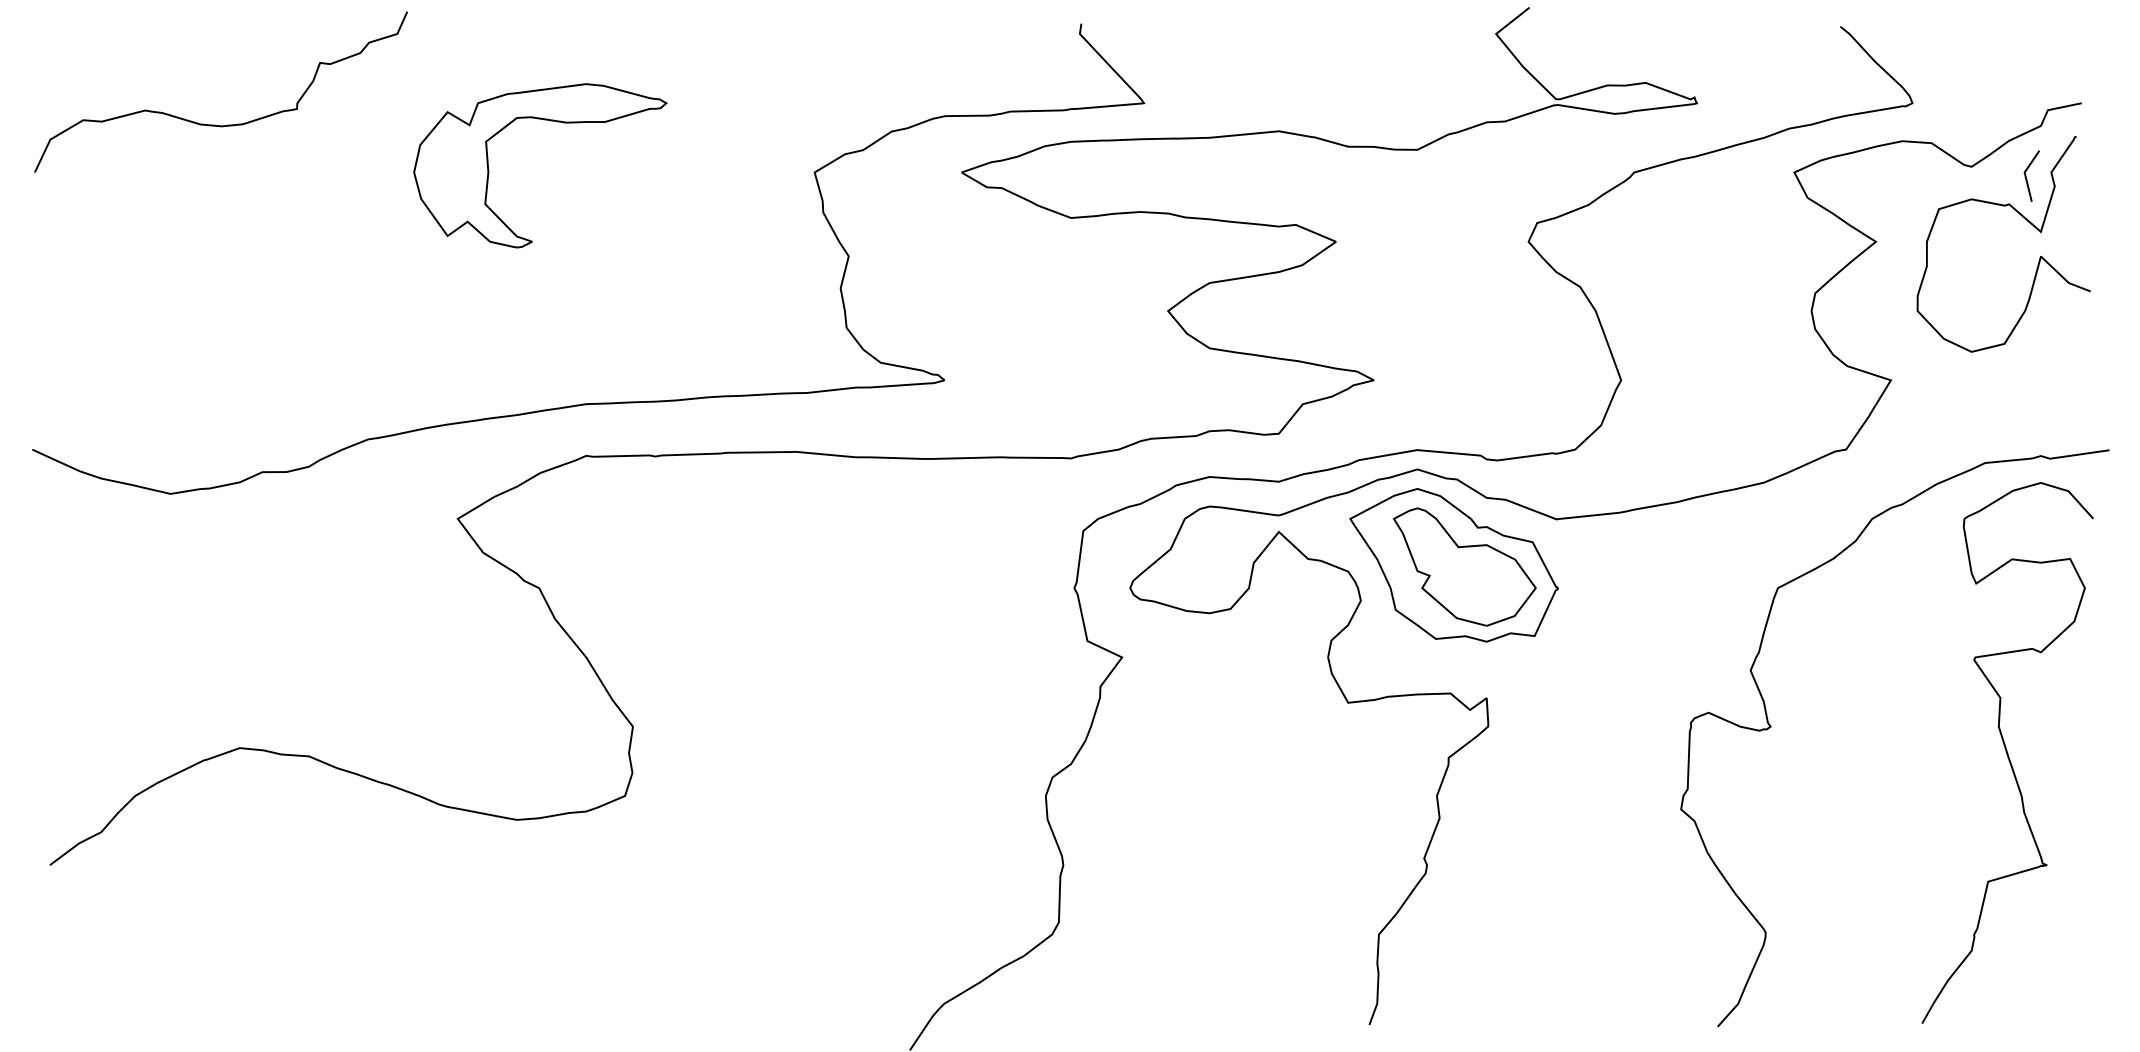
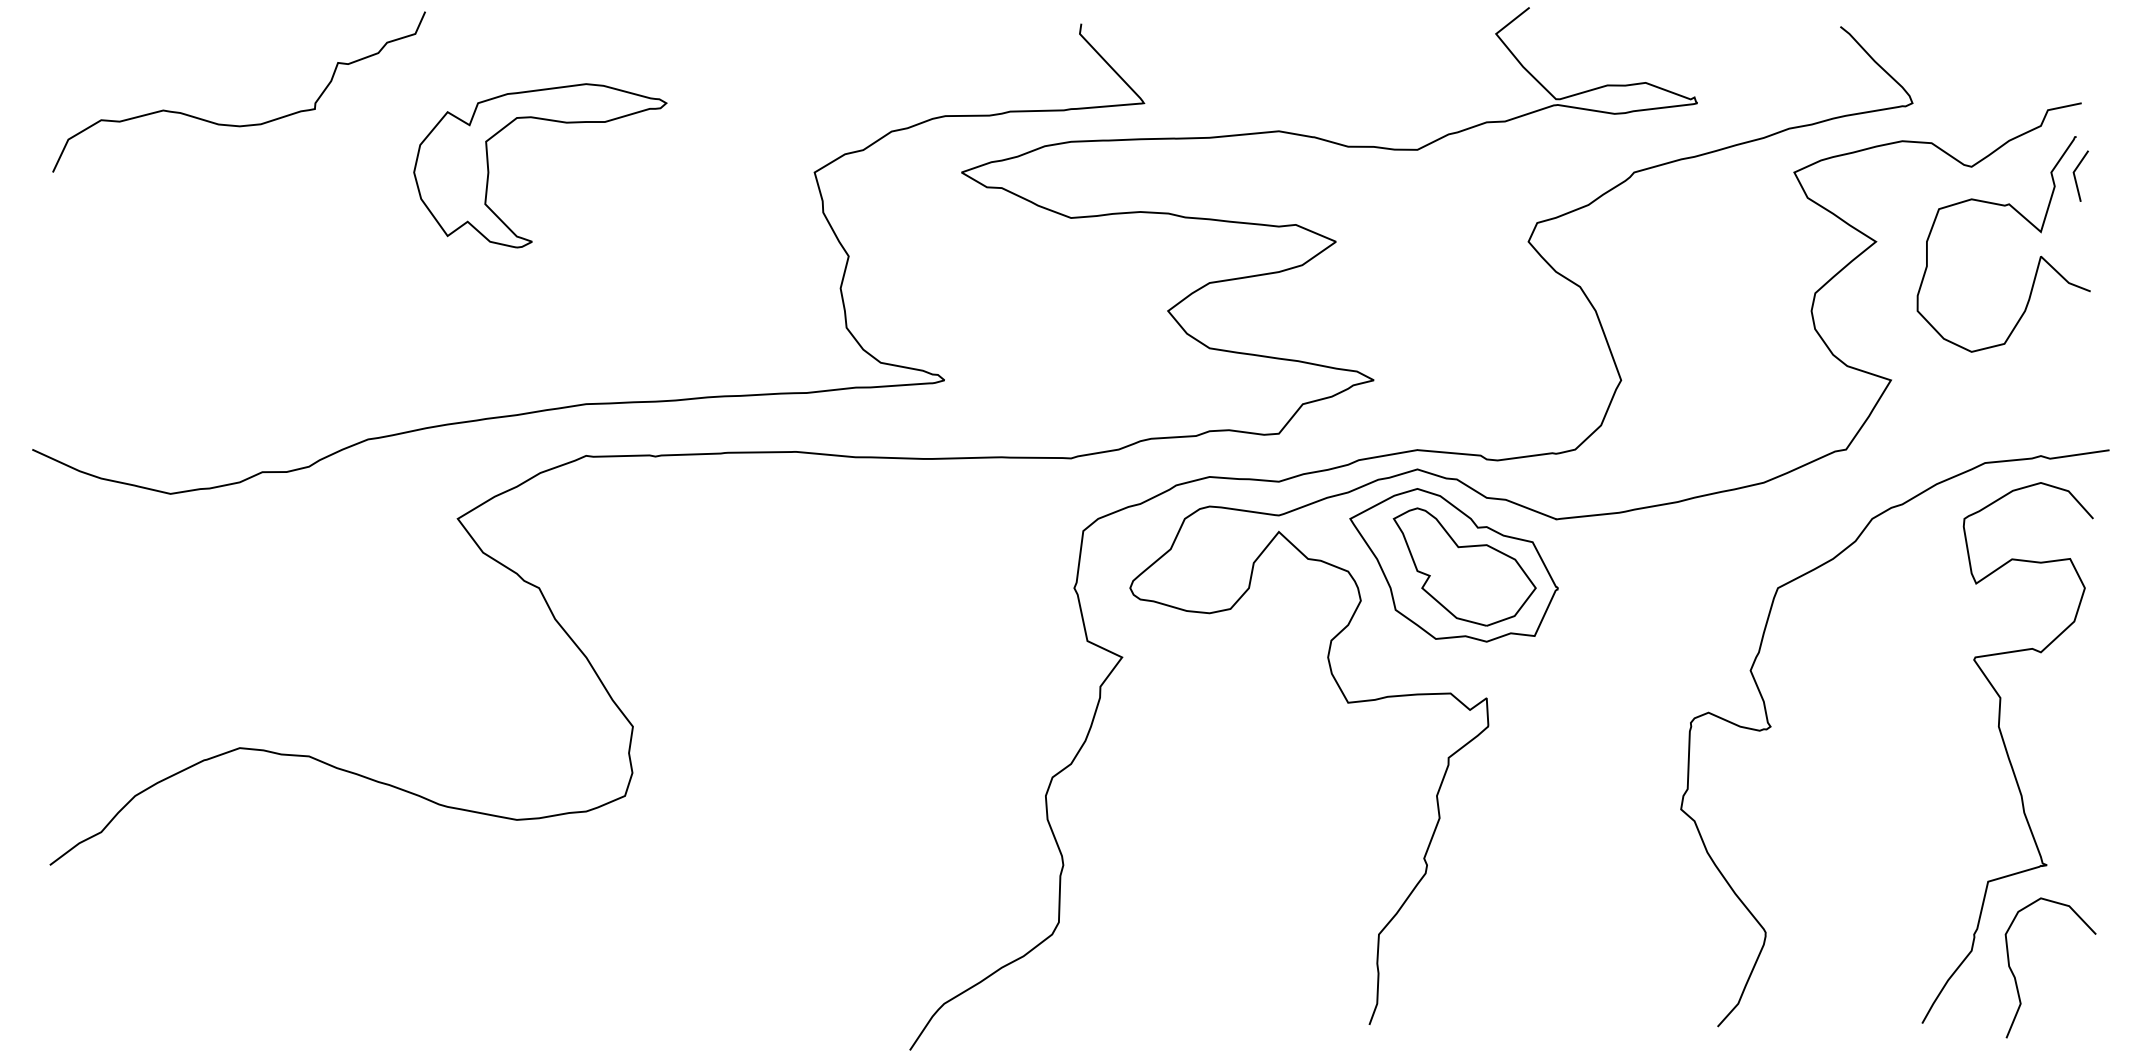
curve position: (215, 124) -> (233, 124) (233, 124)
line position: (2026, 175) -> (2075, 175) (2075, 175)
curve: none -> present (2016, 979)
